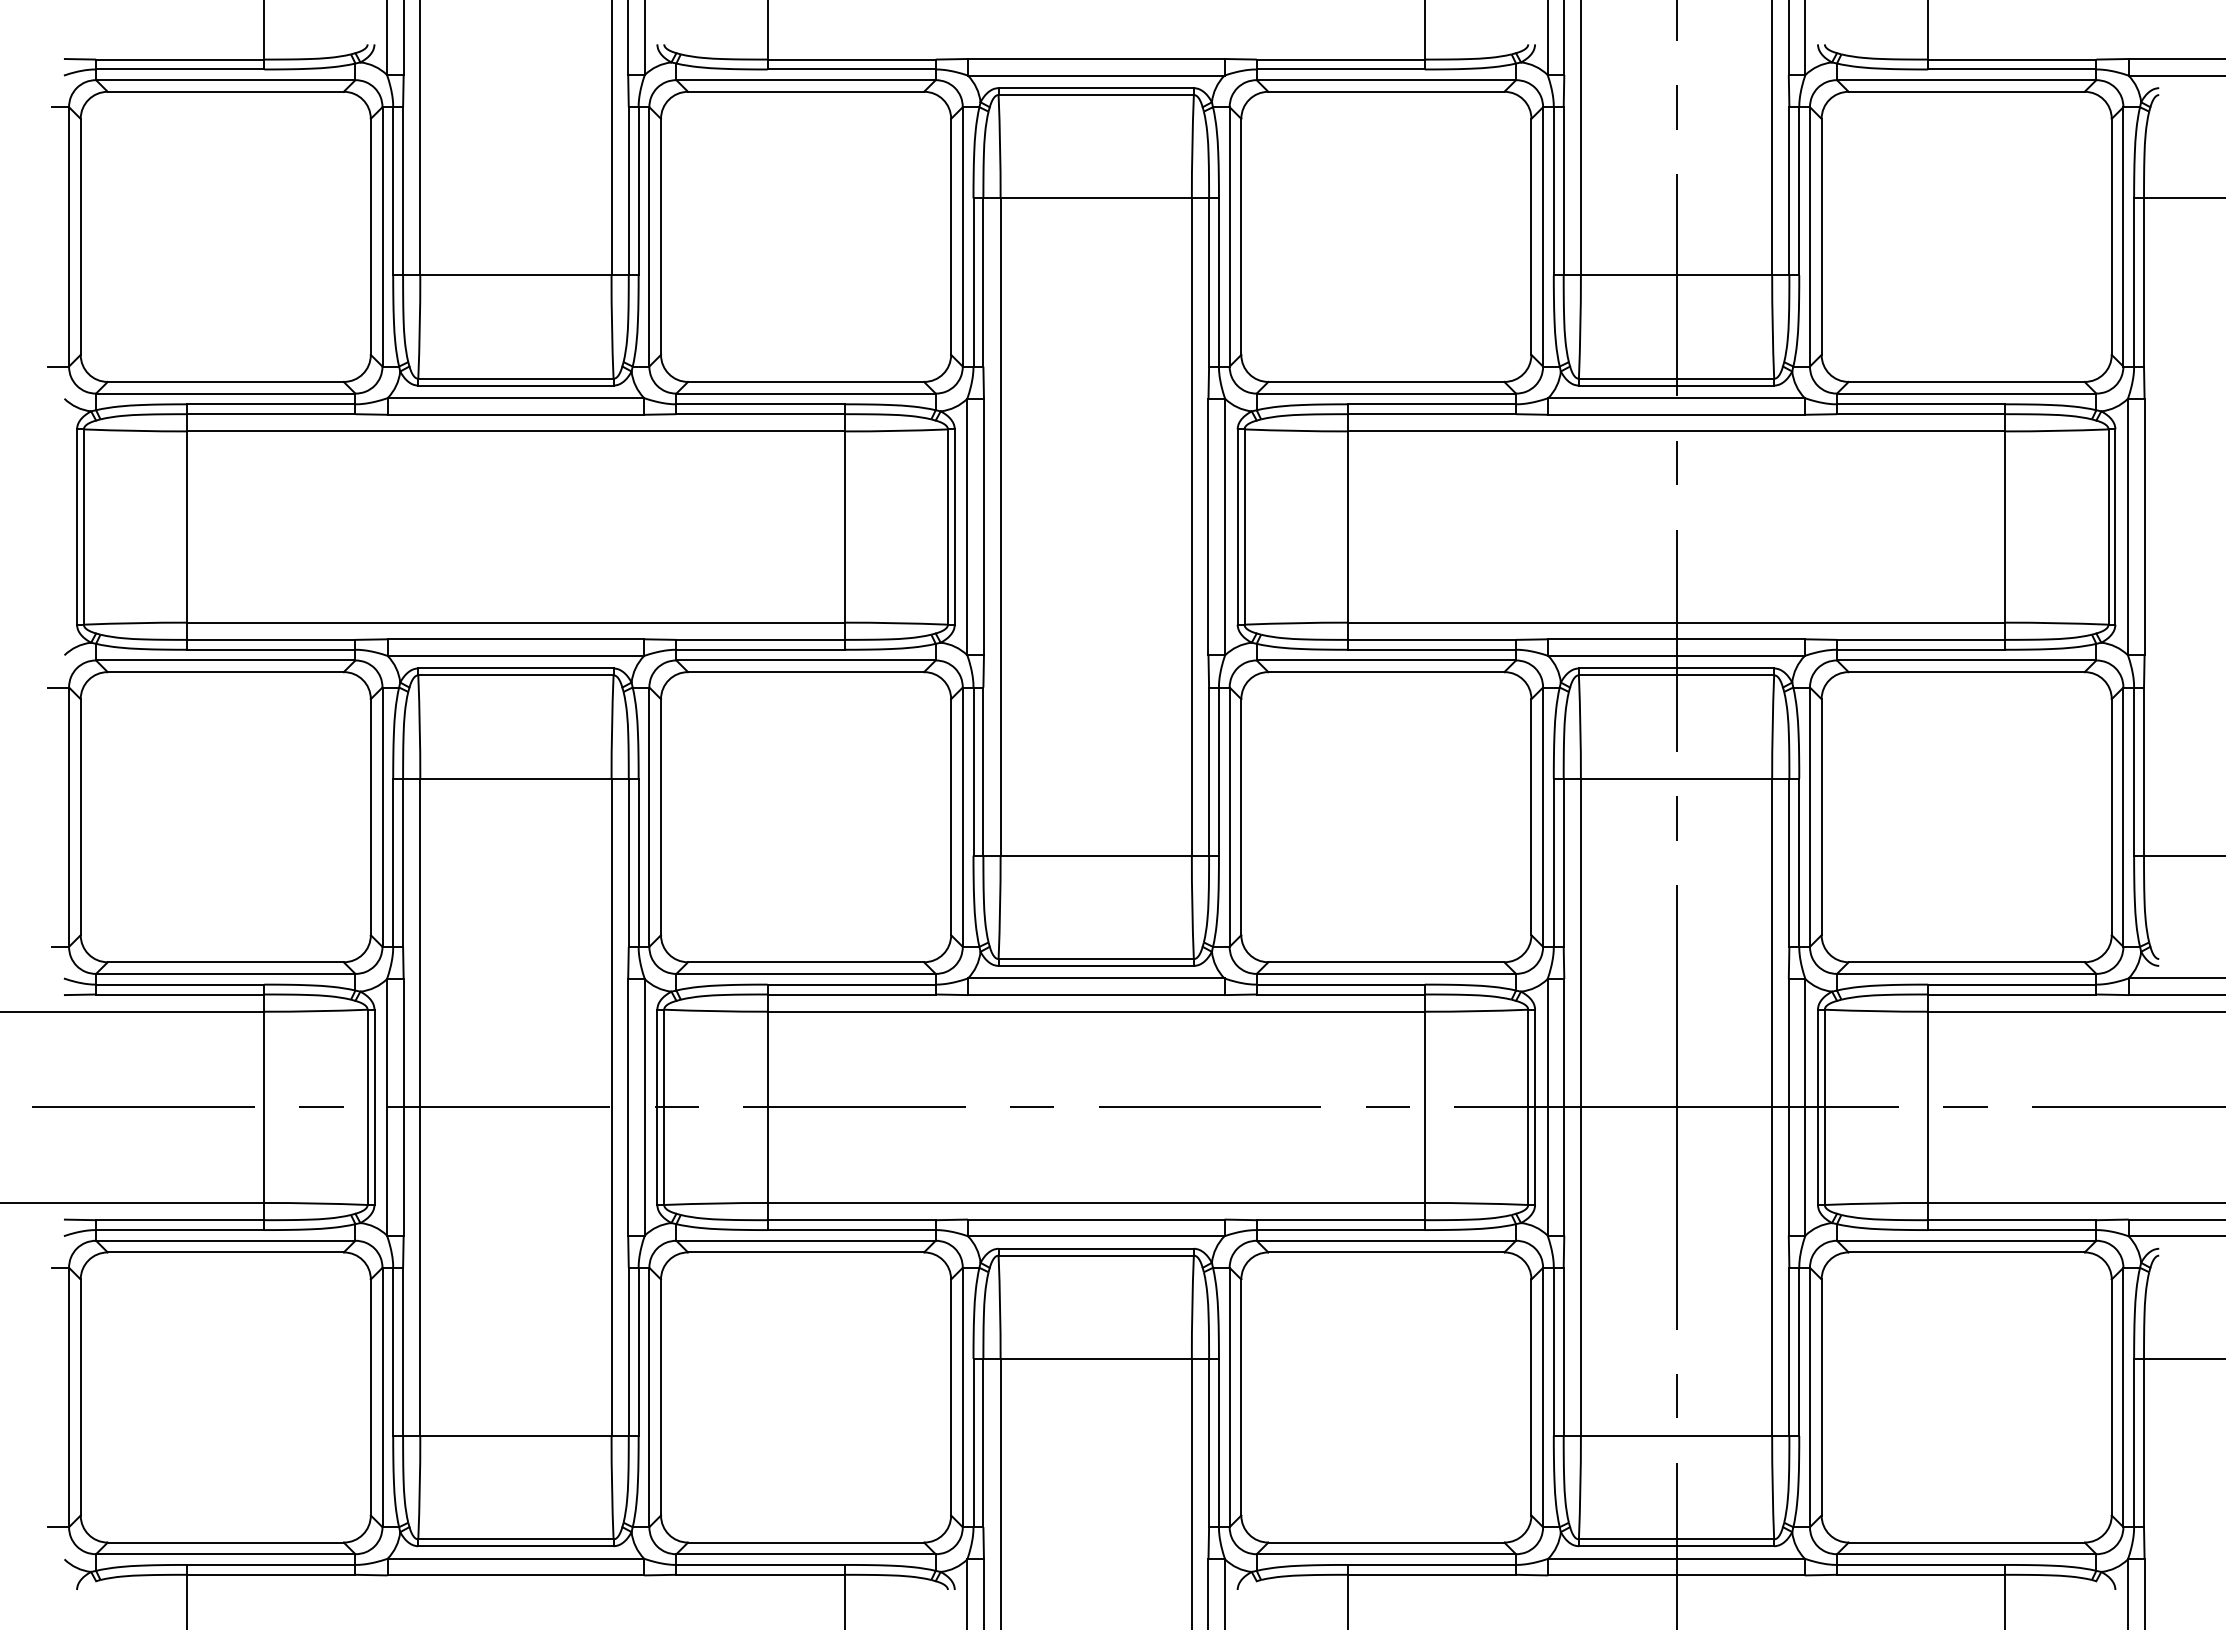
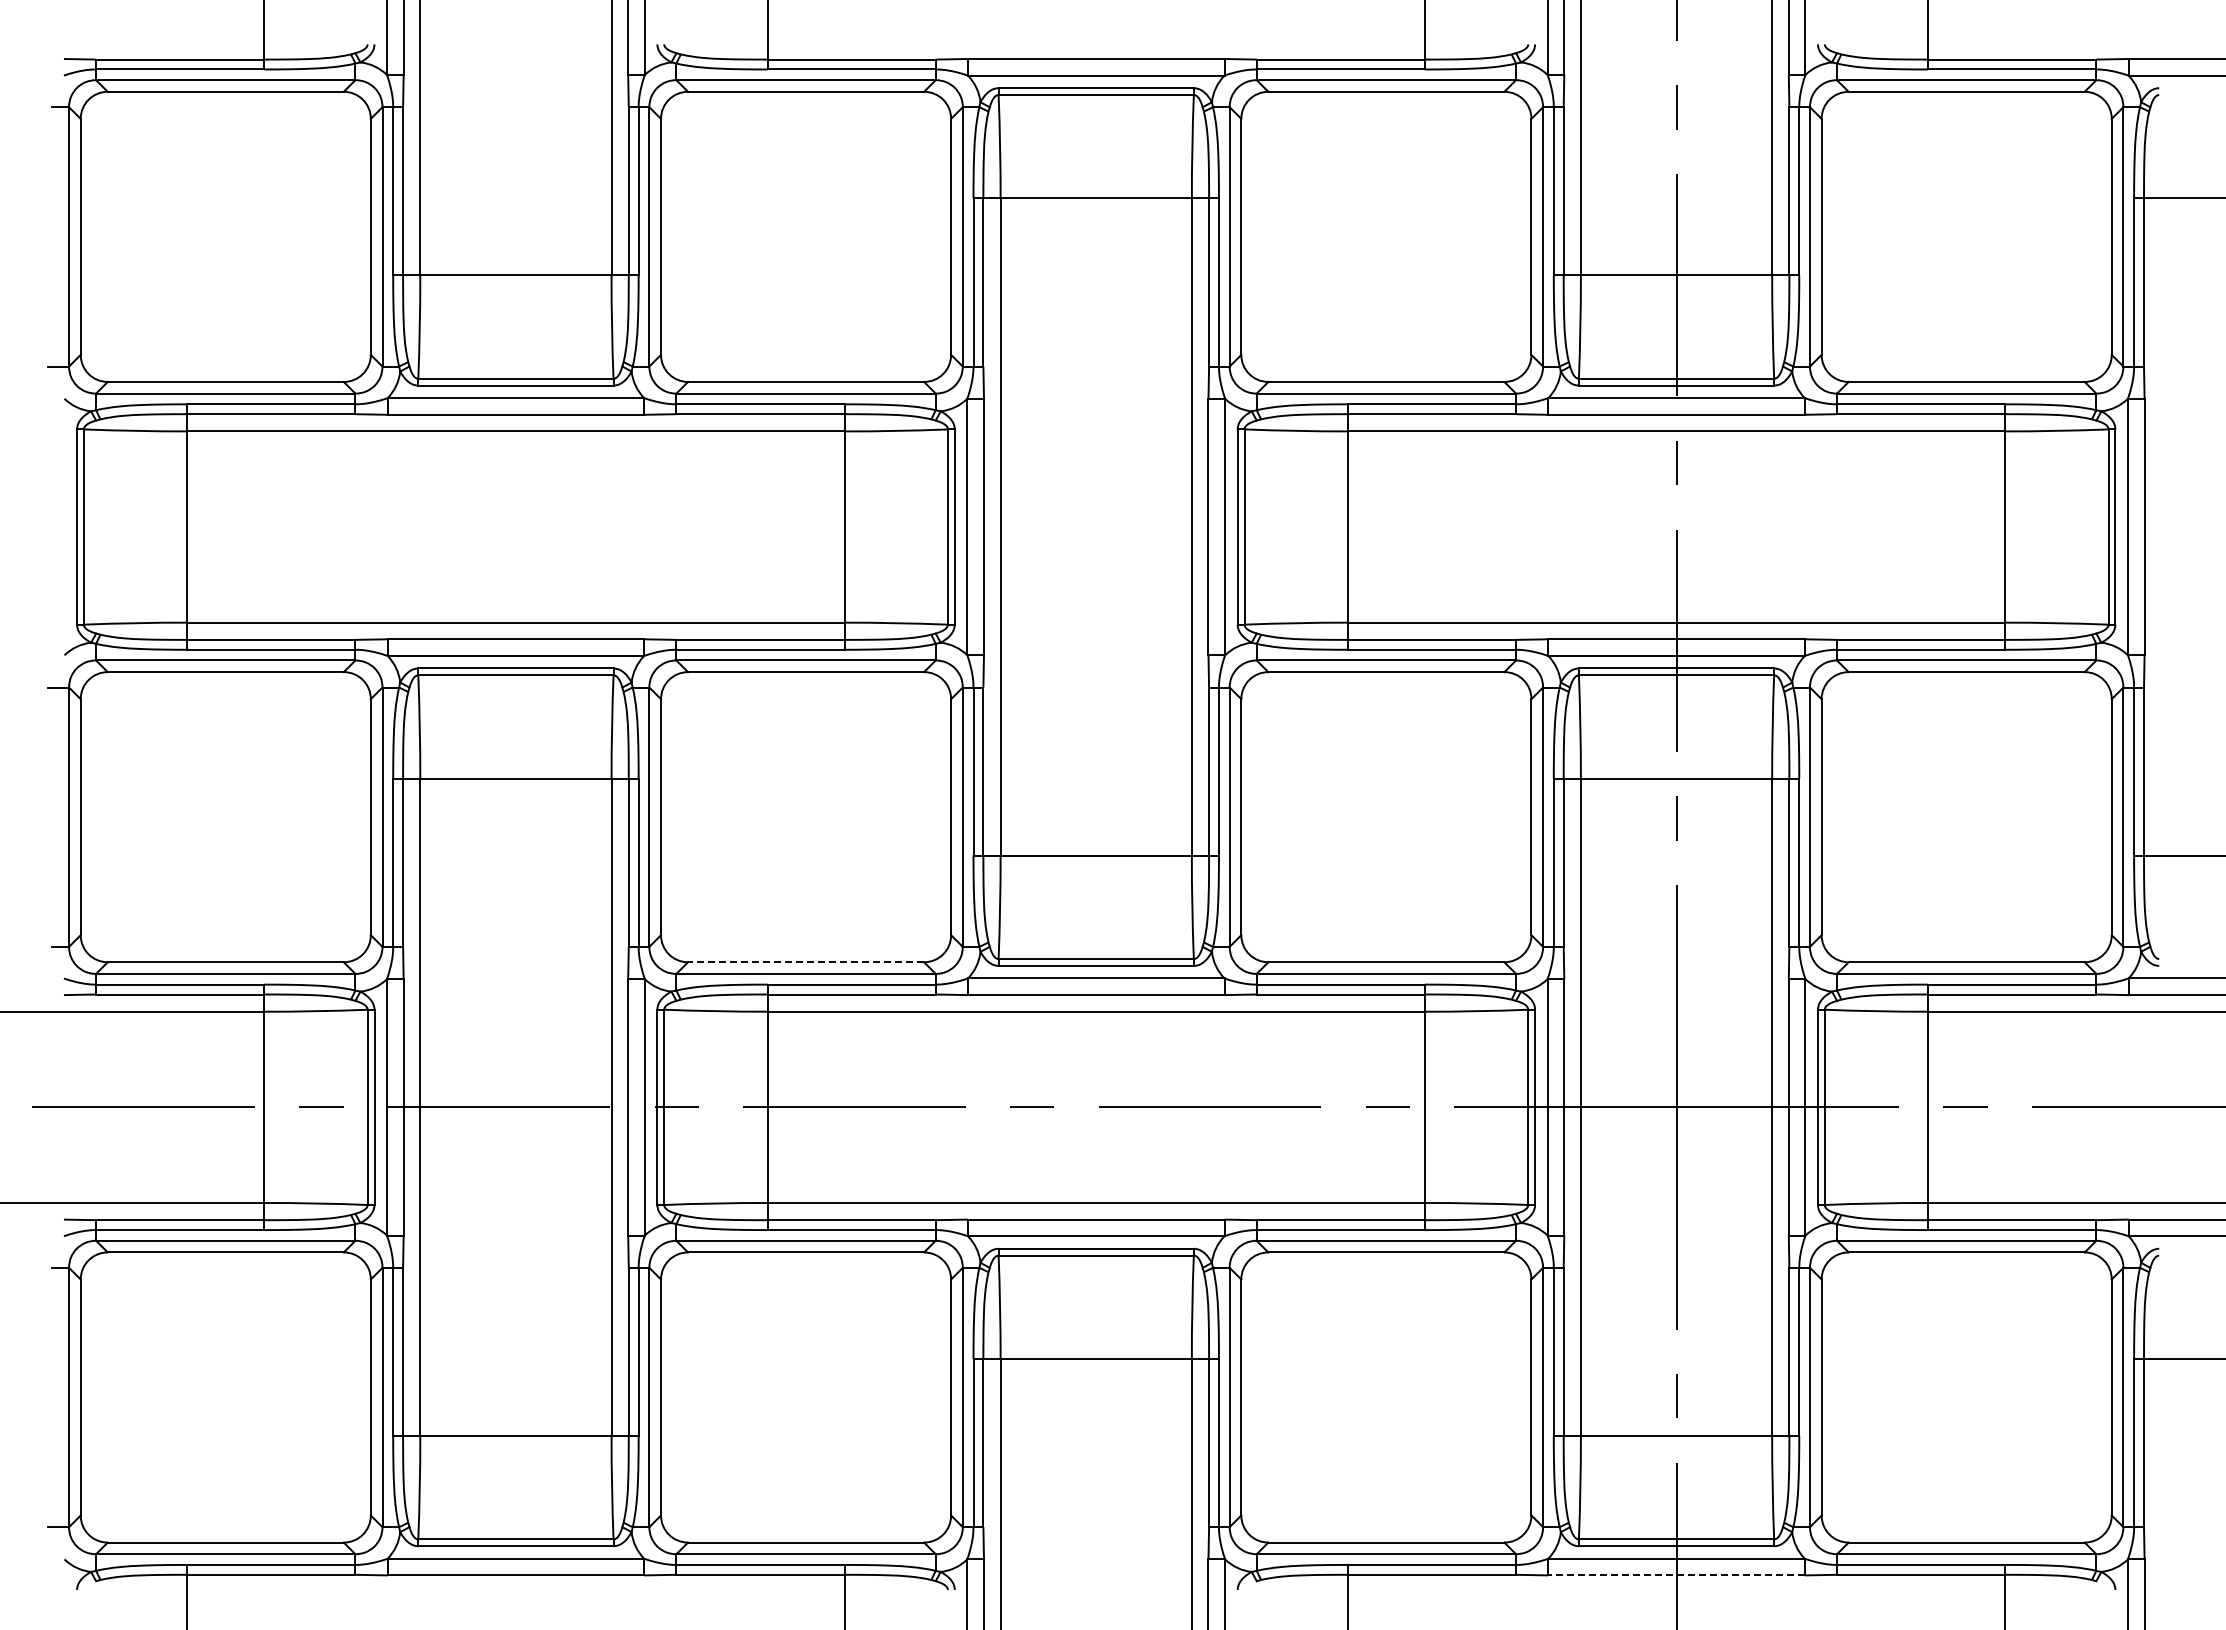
line: solid -> dashed (805, 962)
line: solid -> dashed (1676, 1575)
